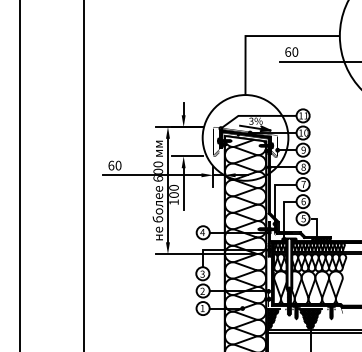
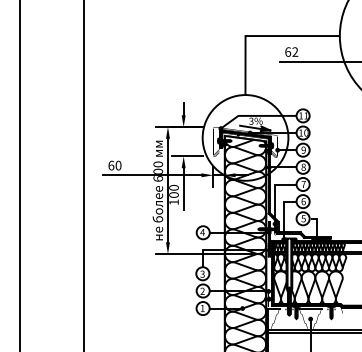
text: 60 -> 62 (295, 51)
hatch: present -> none (273, 318)
hatch: present -> none (310, 318)
